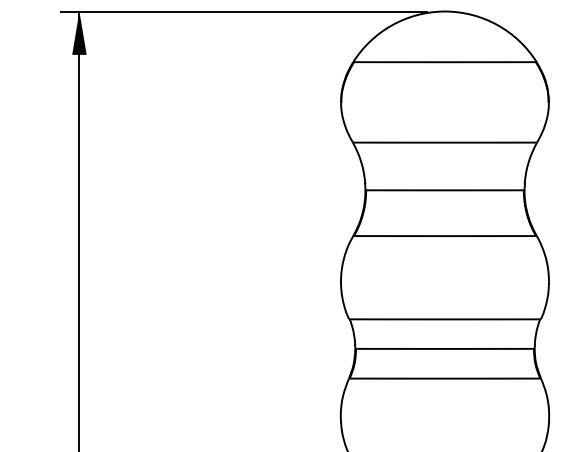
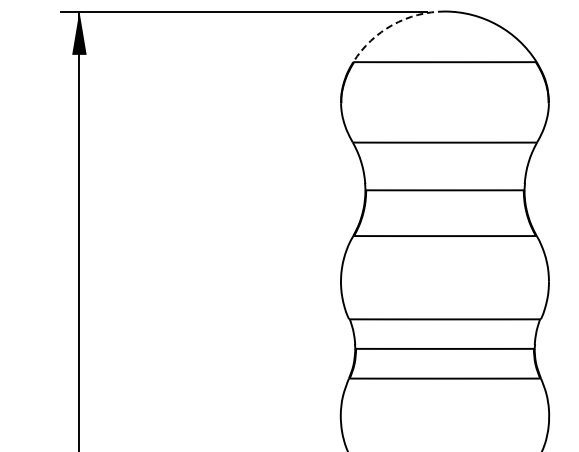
arc: solid -> dashed (392, 25)
